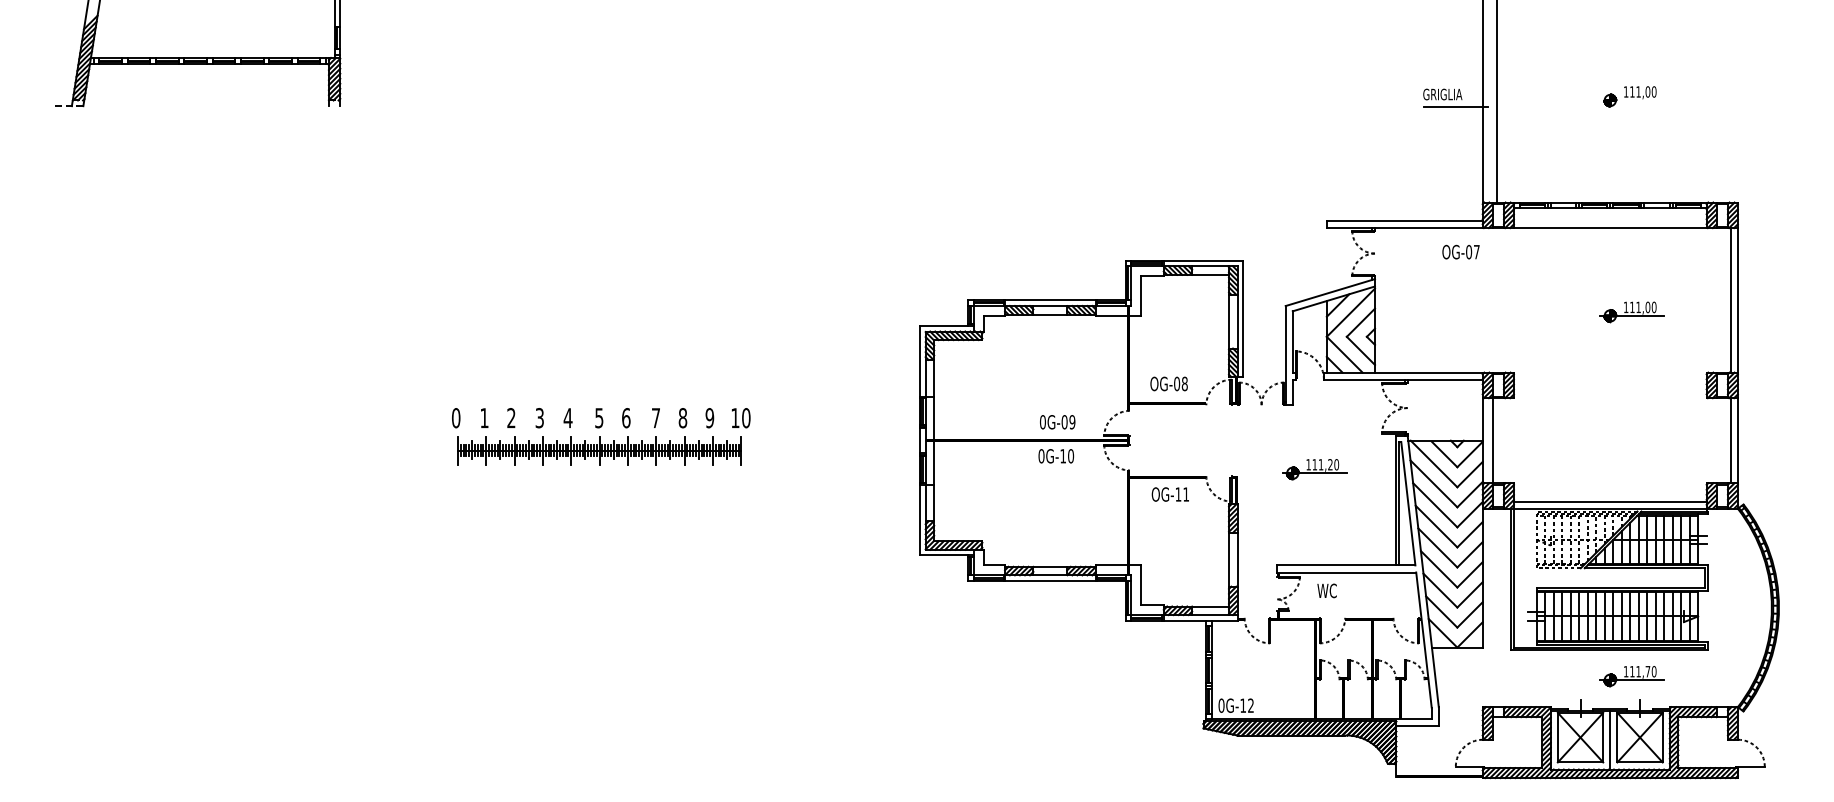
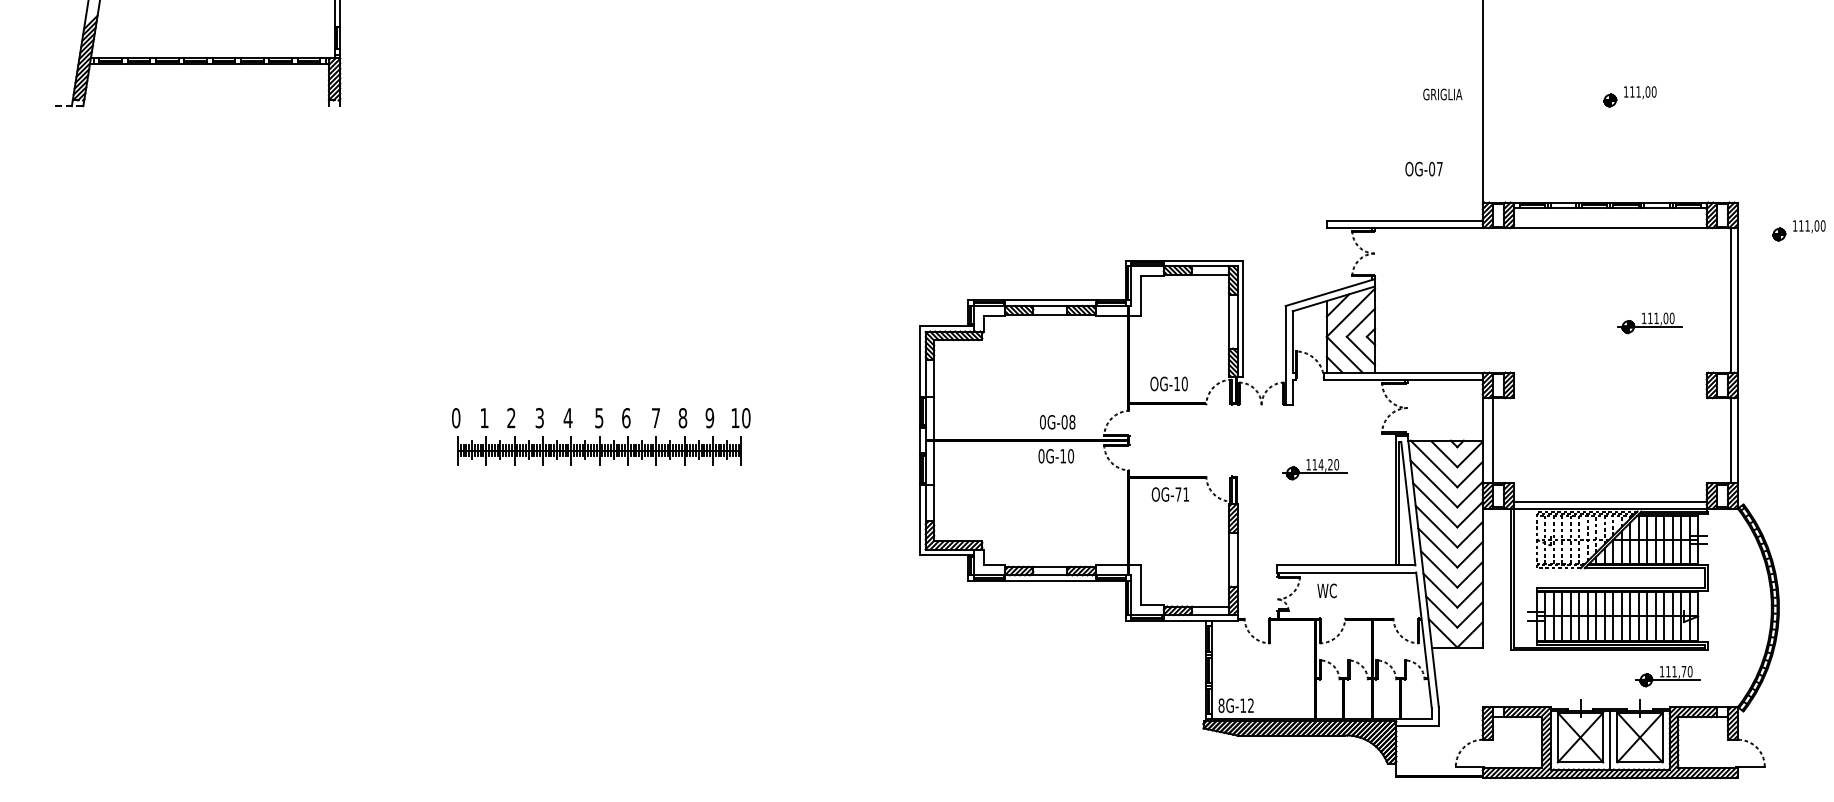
line: present -> none (1496, 102)
line: present -> none (1455, 106)
part: none -> present (1798, 230)
text position: (1460, 251) -> (1423, 168) (1423, 168)
part position: (1631, 312) -> (1649, 323) (1649, 323)
text: OG-08 -> OG-10 (1180, 383)
text: 0G-09 -> 0G-08 (1072, 422)
text: 111,20 -> 114,20 (1320, 464)
text: OG-11 -> OG-71 (1178, 494)
part position: (1631, 676) -> (1667, 676) (1667, 676)
text: 0G-12 -> 8G-12 (1221, 705)
